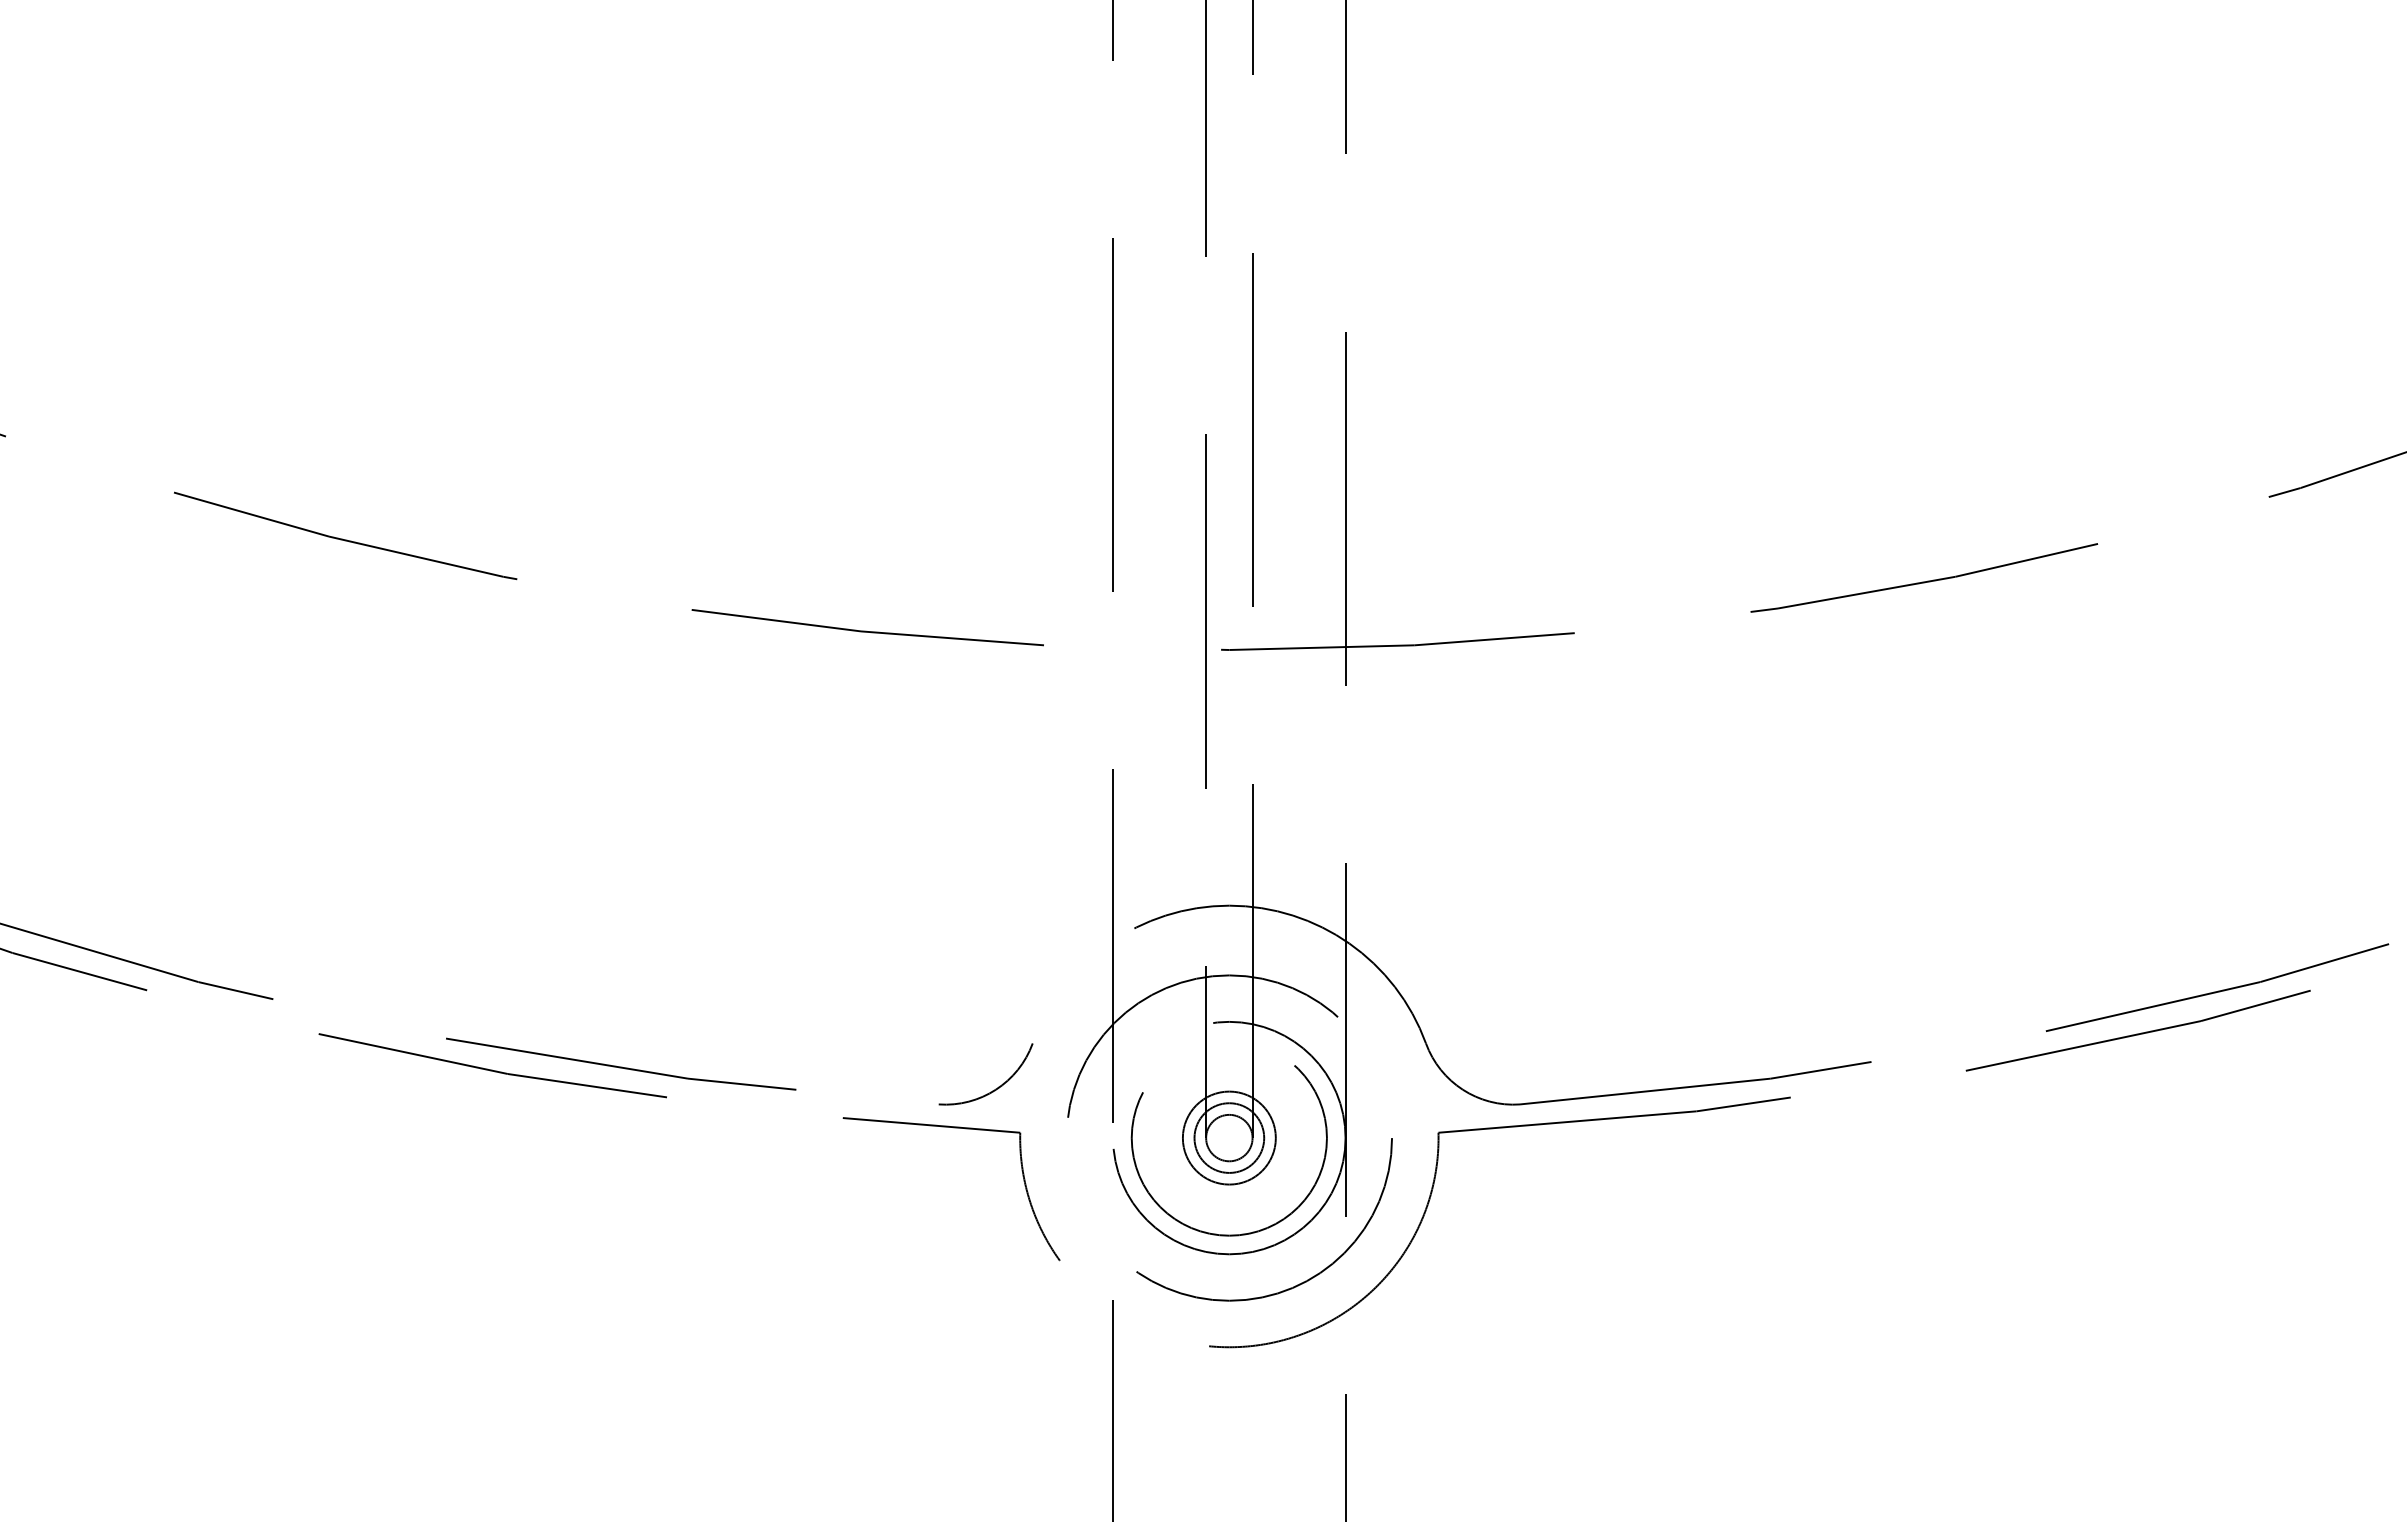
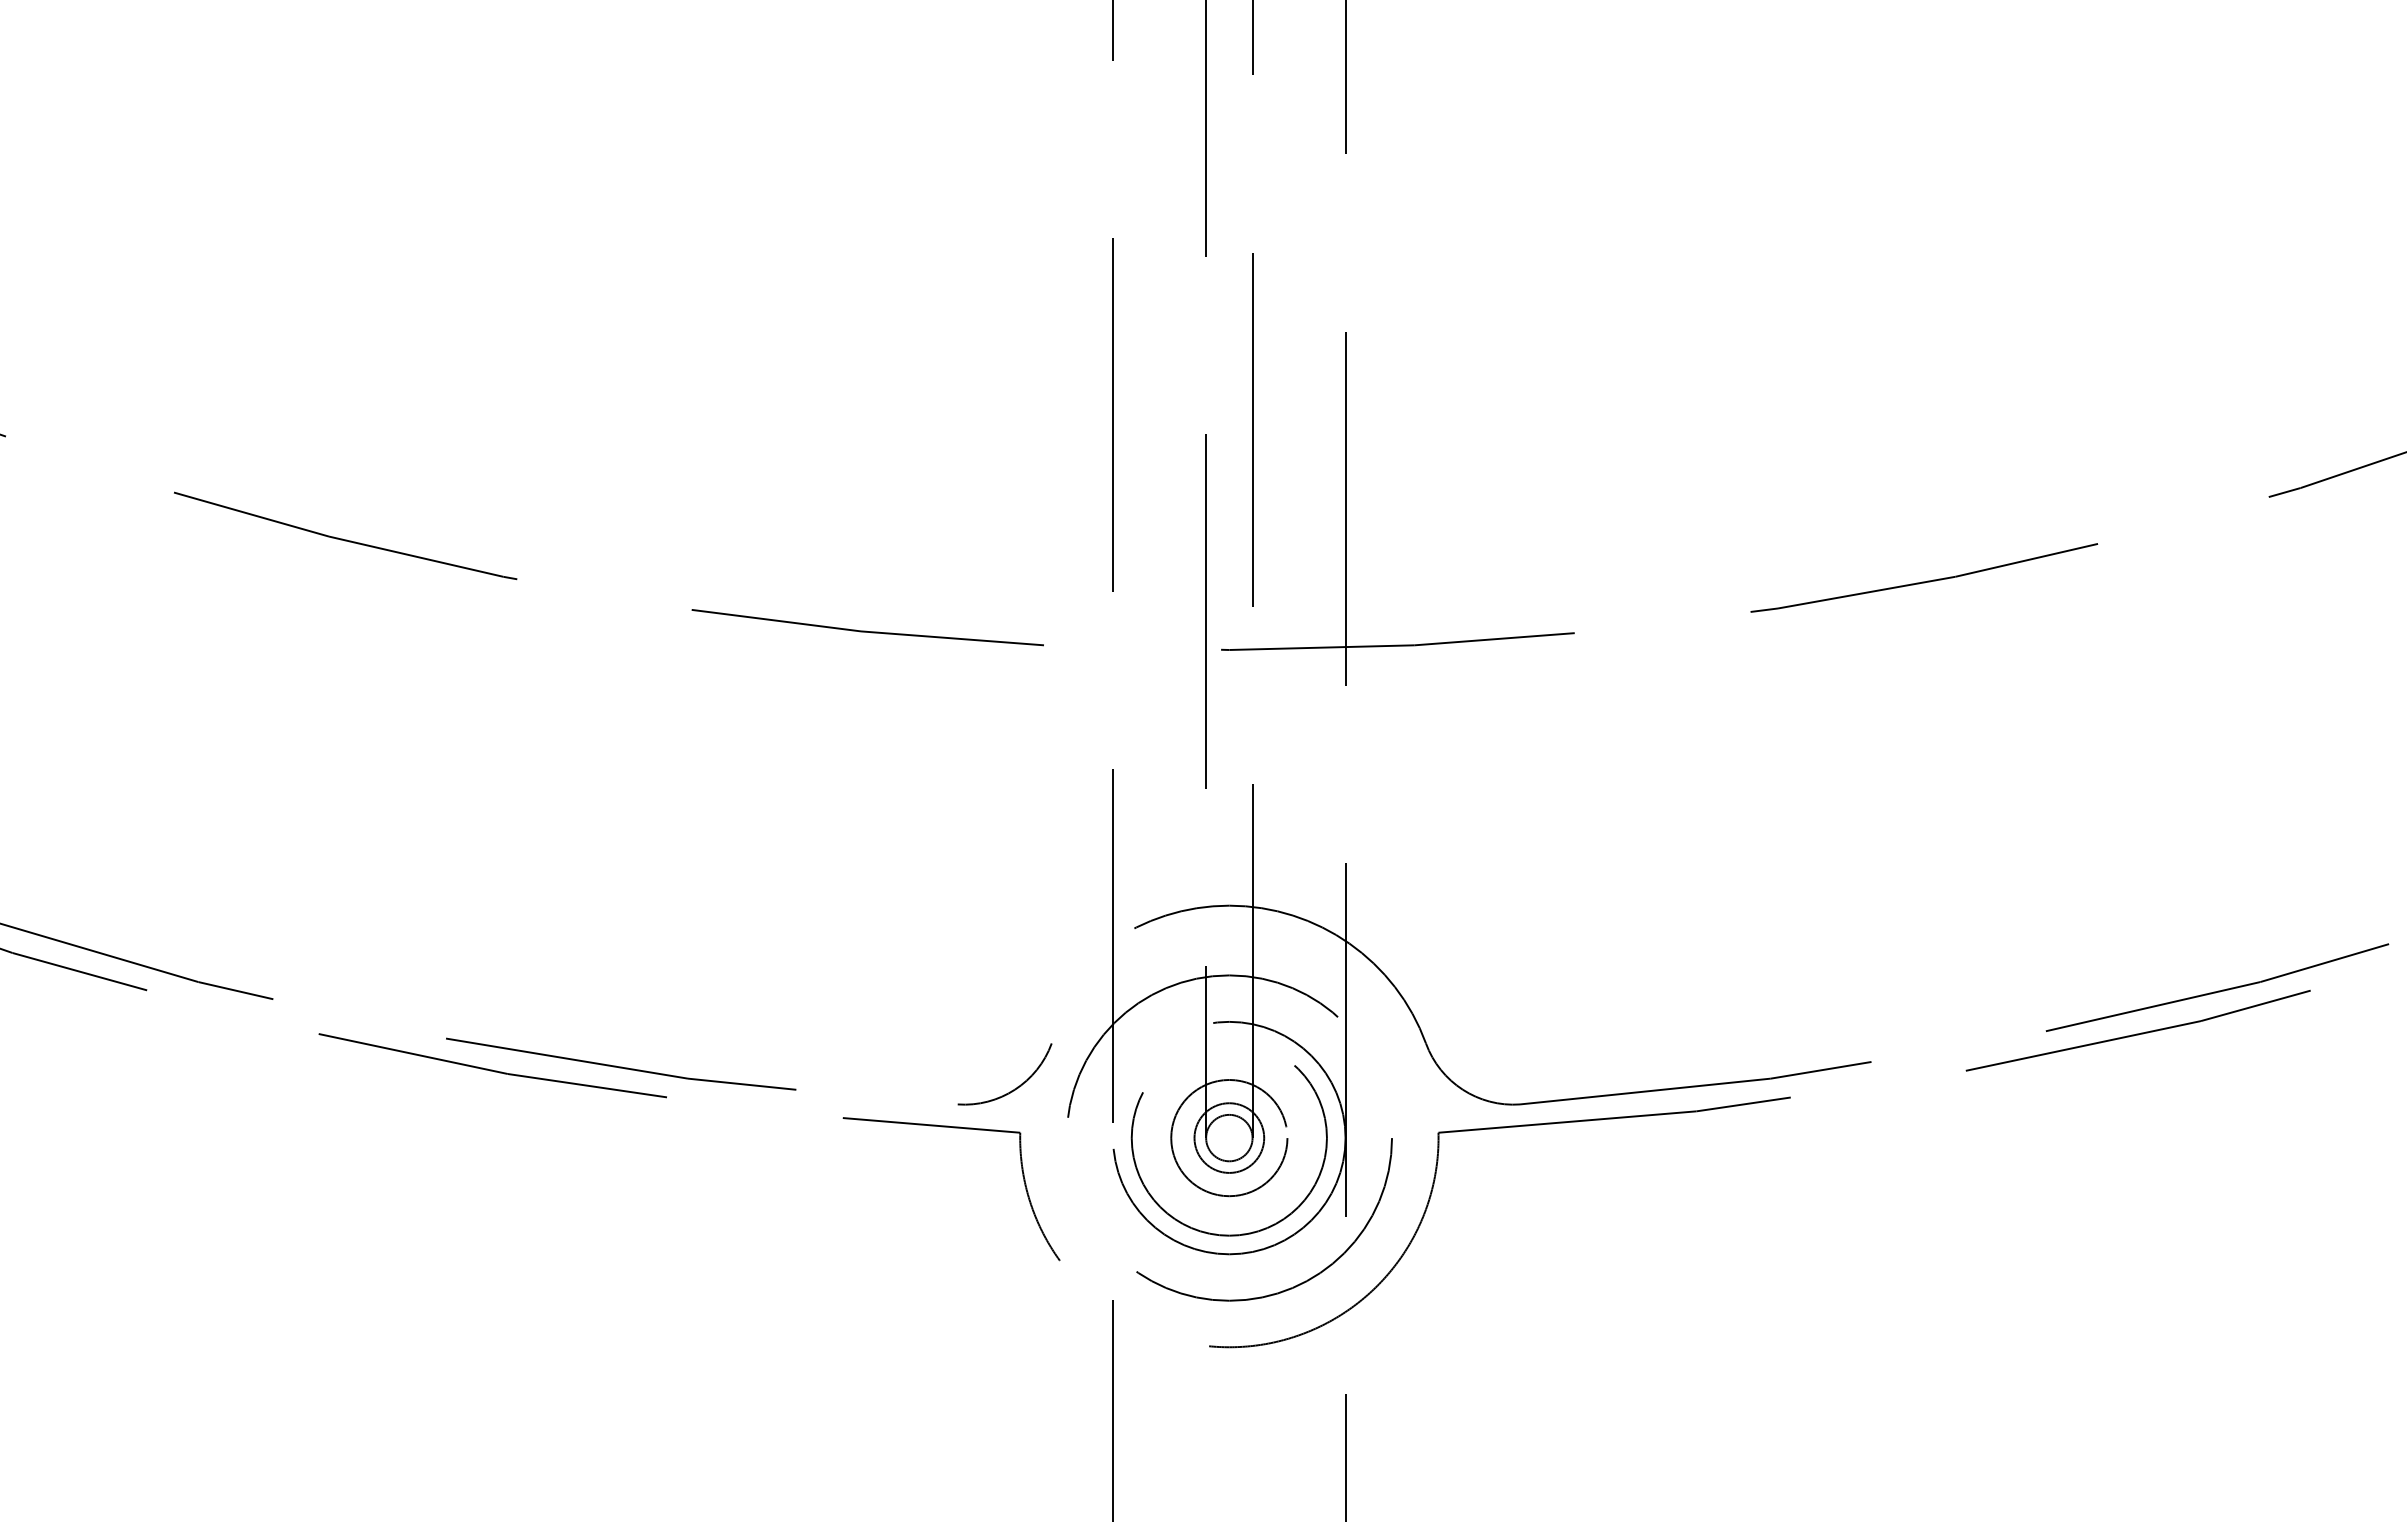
arc position: (995, 1088) -> (1014, 1088) (1014, 1088)
circle diameter: 93 px -> 116 px (1229, 1137)
